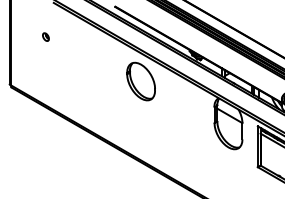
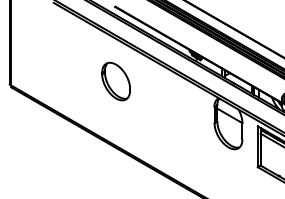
part: present -> none (45, 36)
part position: (140, 81) -> (115, 81) (115, 81)
